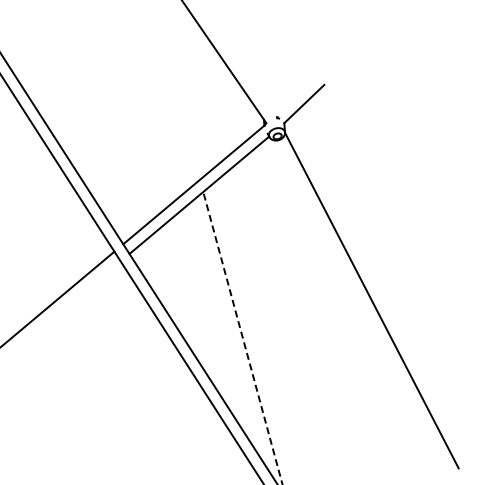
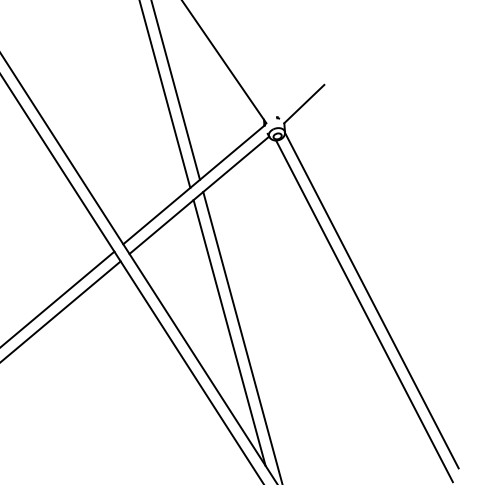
line: none -> present (175, 90)
line: none -> present (164, 94)
line: none -> present (61, 310)
line: none -> present (364, 310)
line: none -> present (229, 332)
line: dashed -> solid (242, 337)
